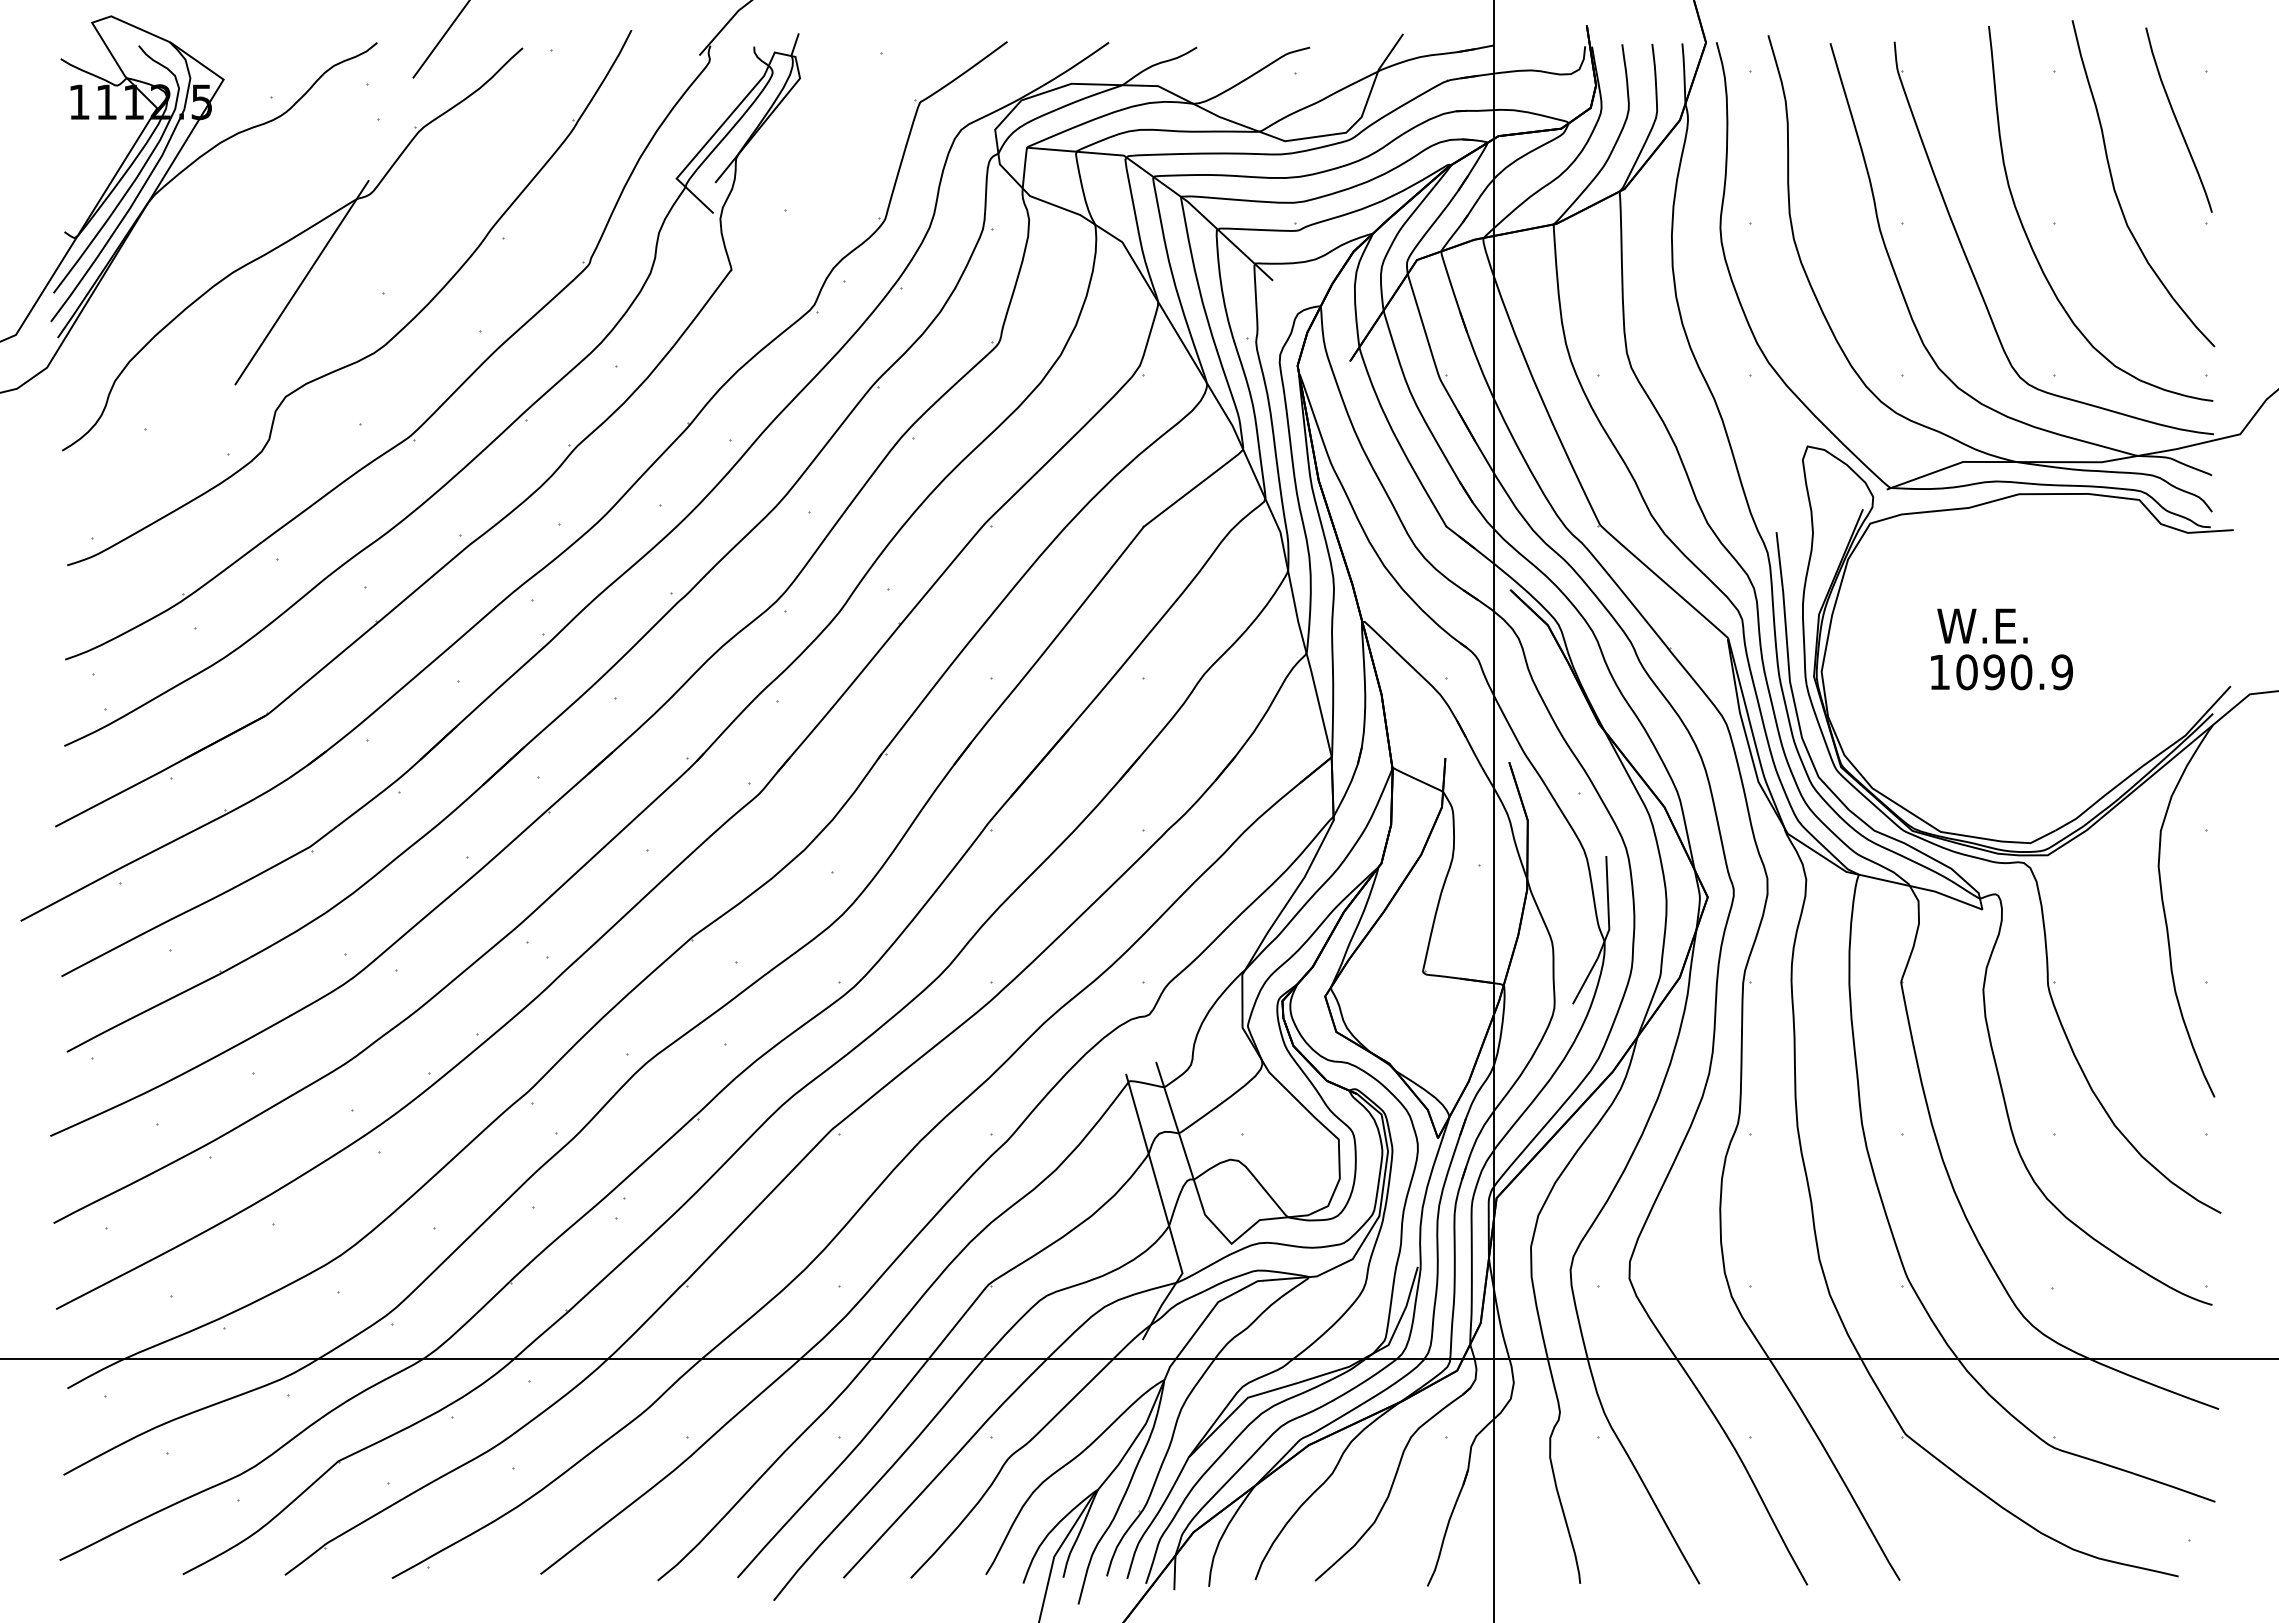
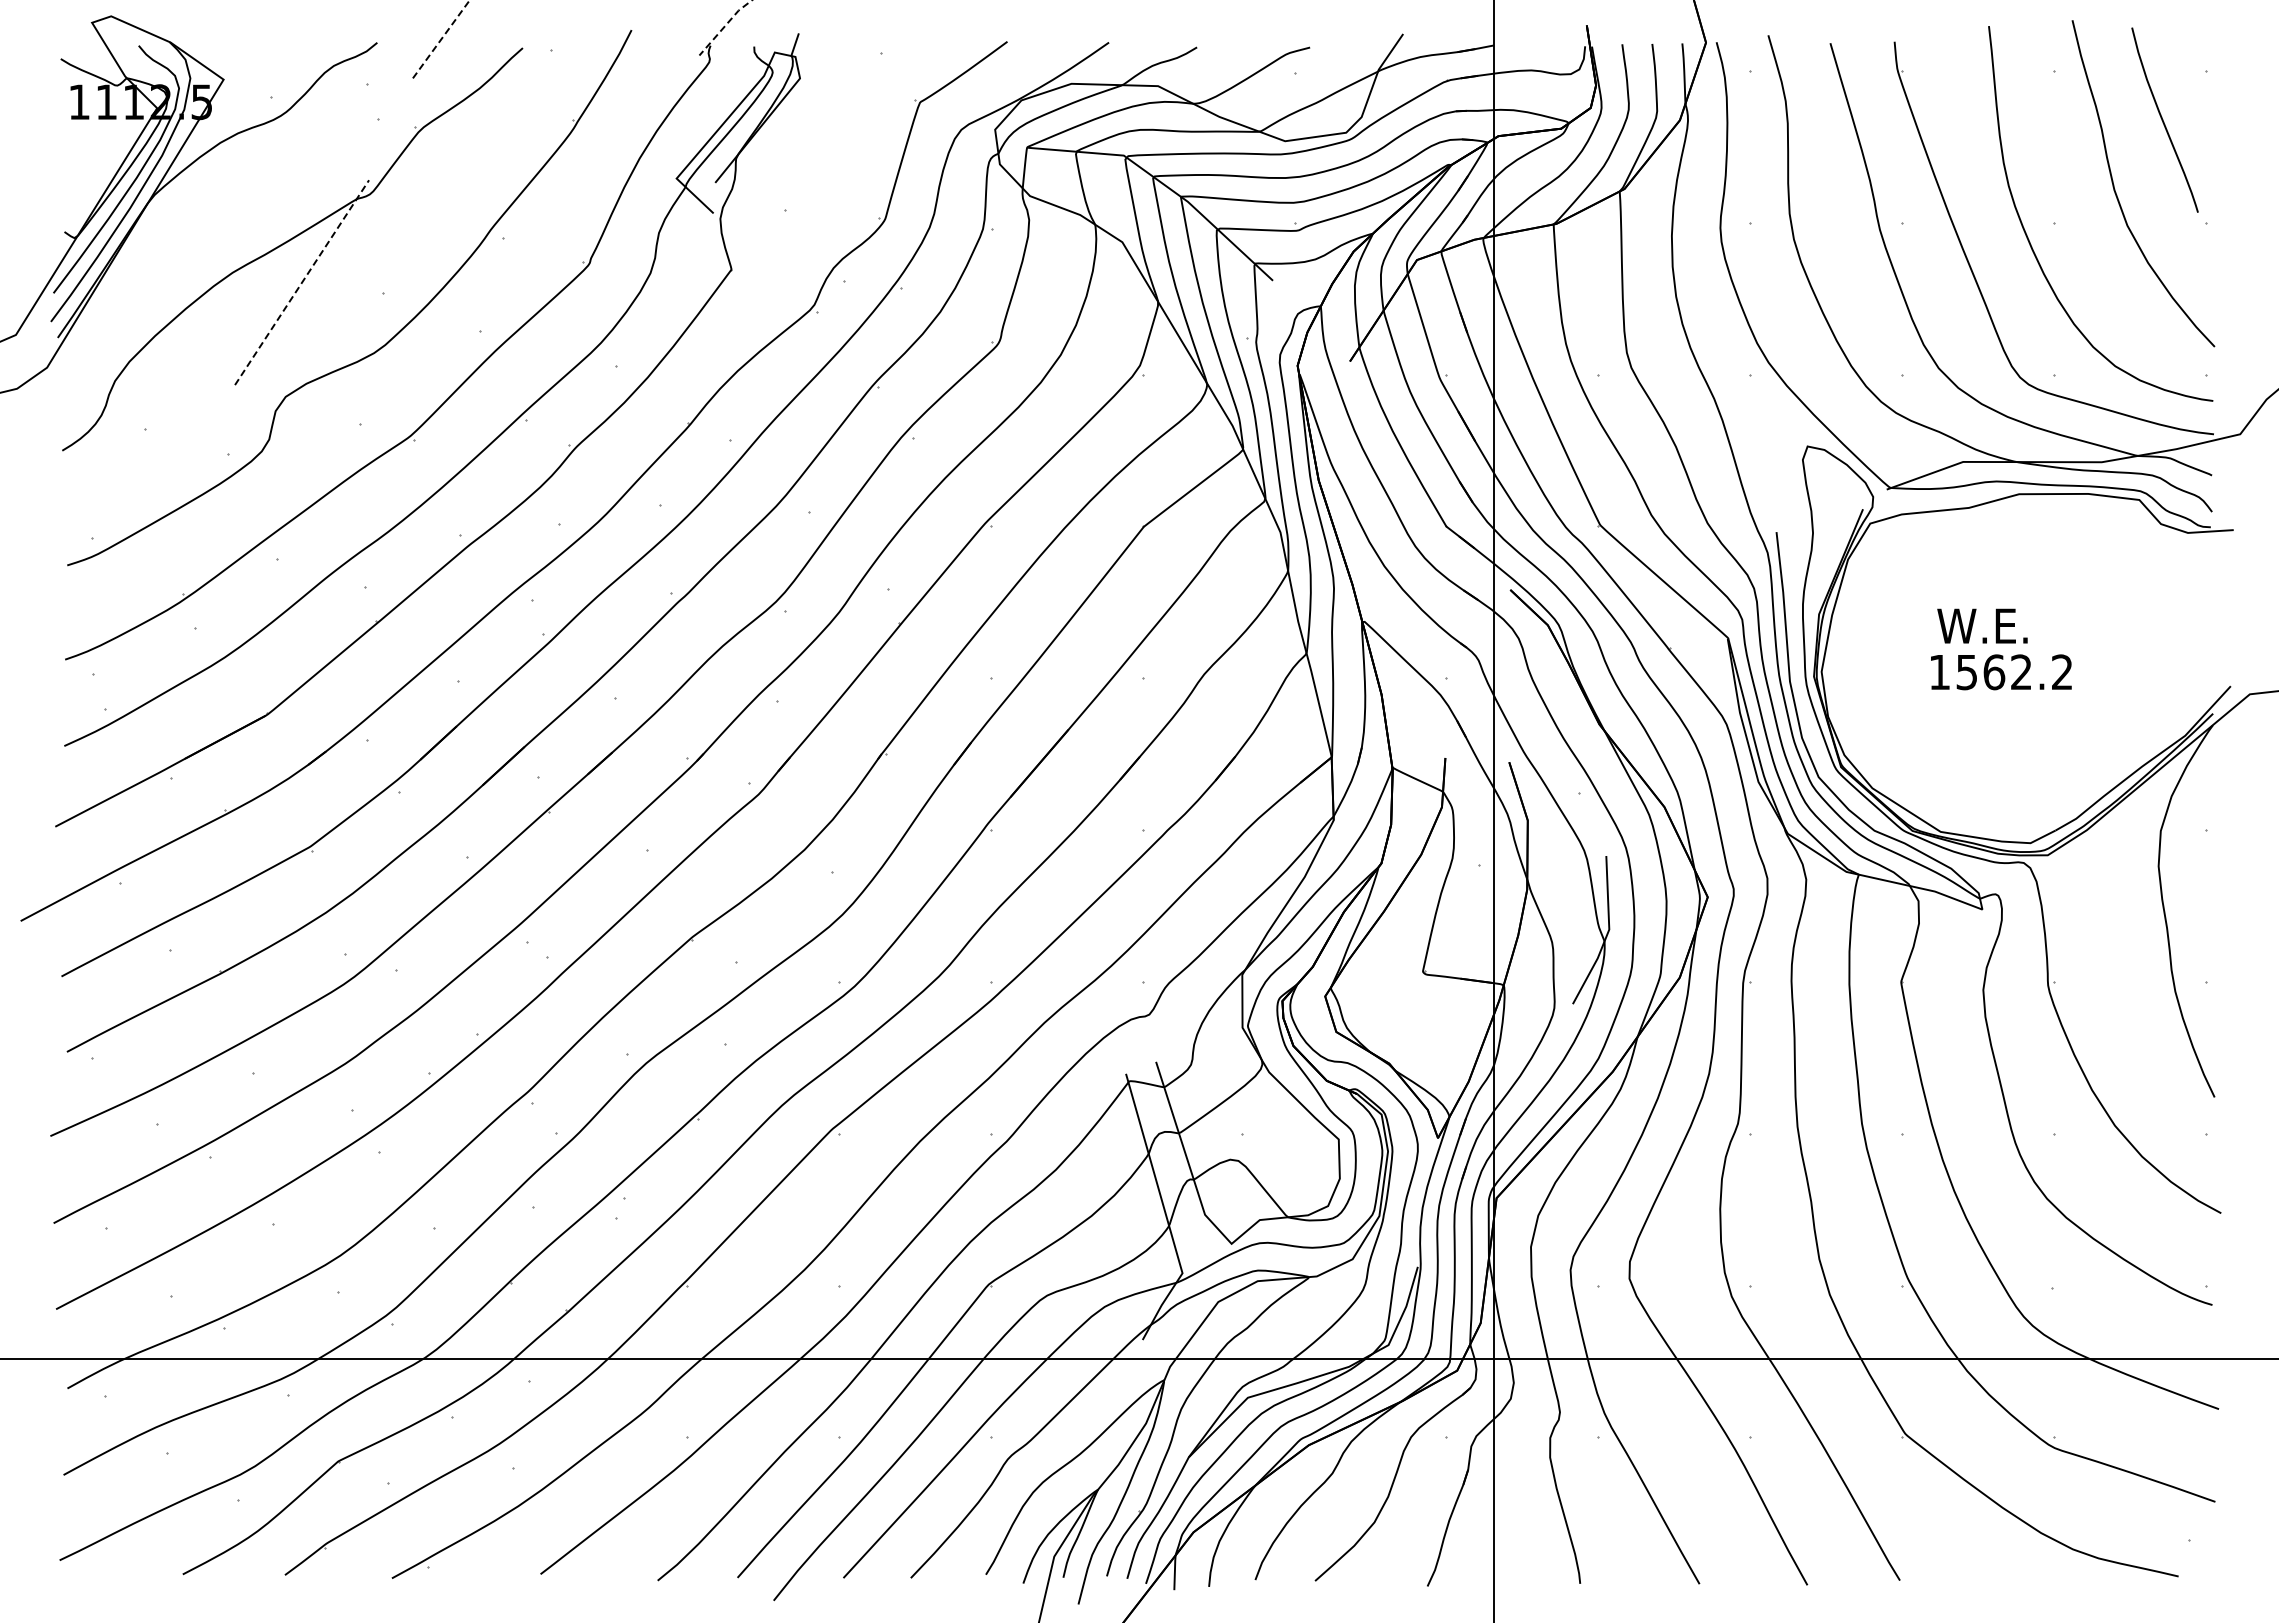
line: solid -> dashed (724, 26)
line: solid -> dashed (441, 38)
curve position: (2177, 119) -> (2163, 119) (2163, 119)
line: solid -> dashed (302, 282)
text: 1090.9 -> 1562.2 (2014, 672)
